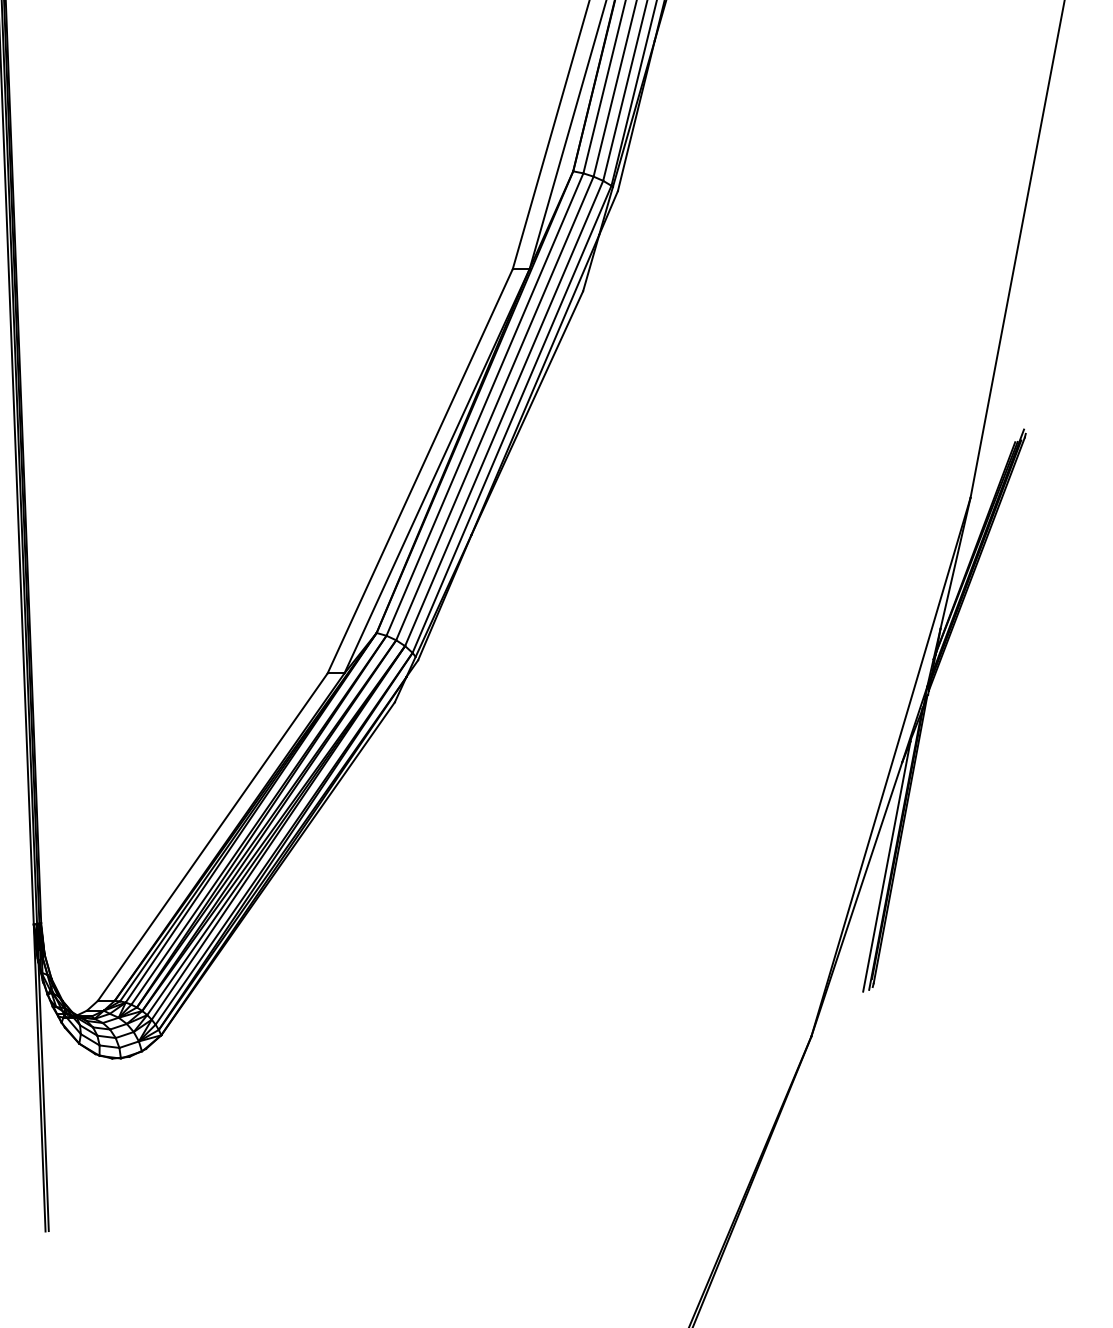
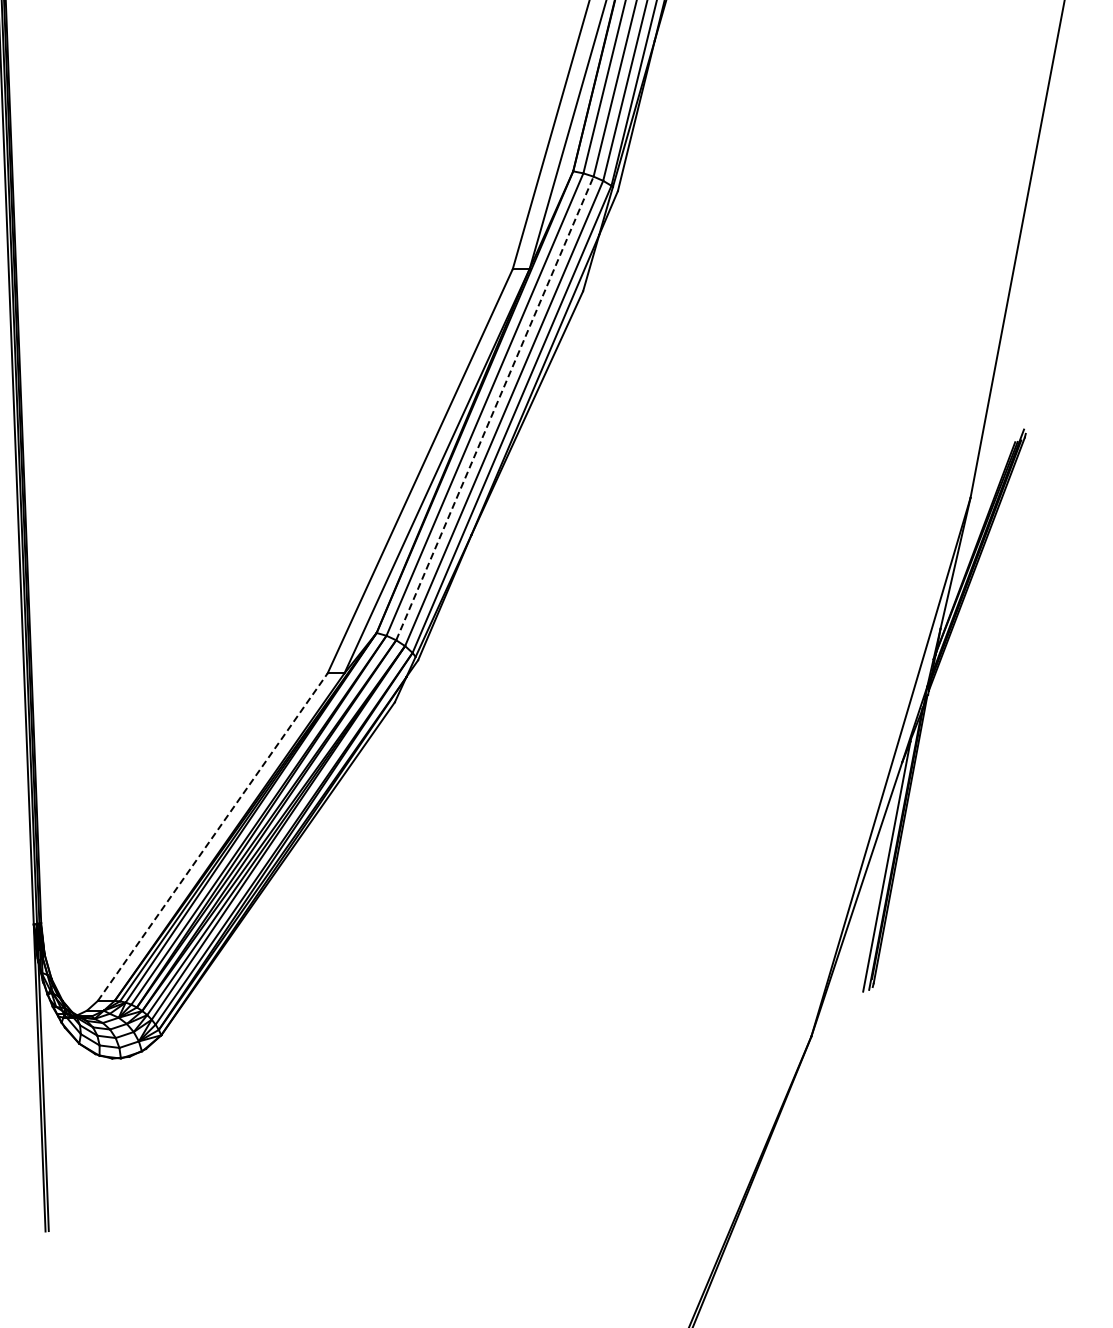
line: solid -> dashed (494, 408)
line: solid -> dashed (213, 836)
